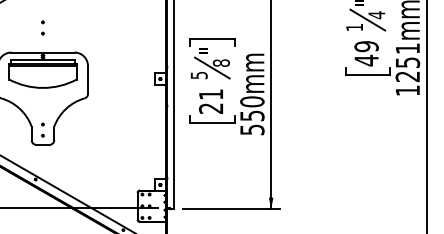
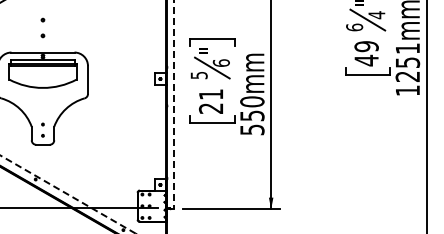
part size: 4x16 px -> 6x22 px (42, 27)
text: 1 -> 6 (354, 27)
text: 8 -> 6 (220, 62)
line: solid -> dashed (174, 105)
line: solid -> dashed (67, 194)
